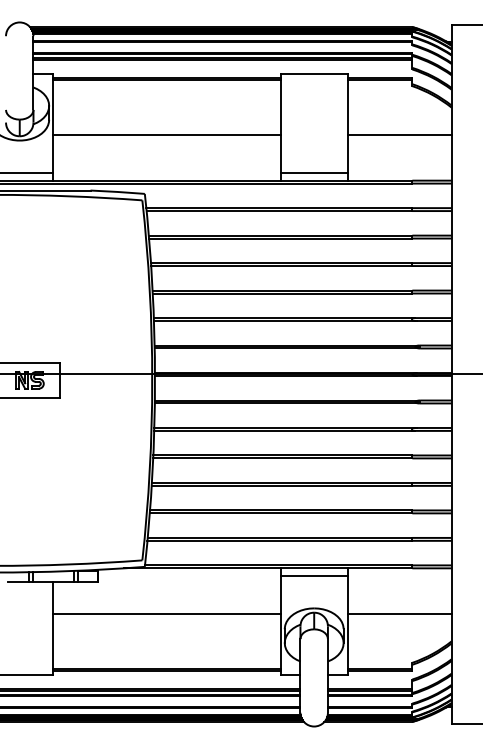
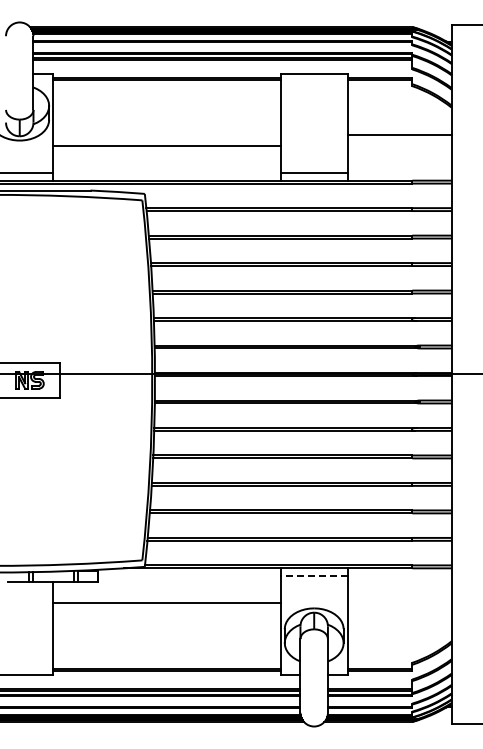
line position: (166, 134) -> (166, 145) (166, 145)
line: solid -> dashed (313, 576)
line position: (166, 614) -> (166, 603) (166, 603)
line: present -> none (399, 614)
